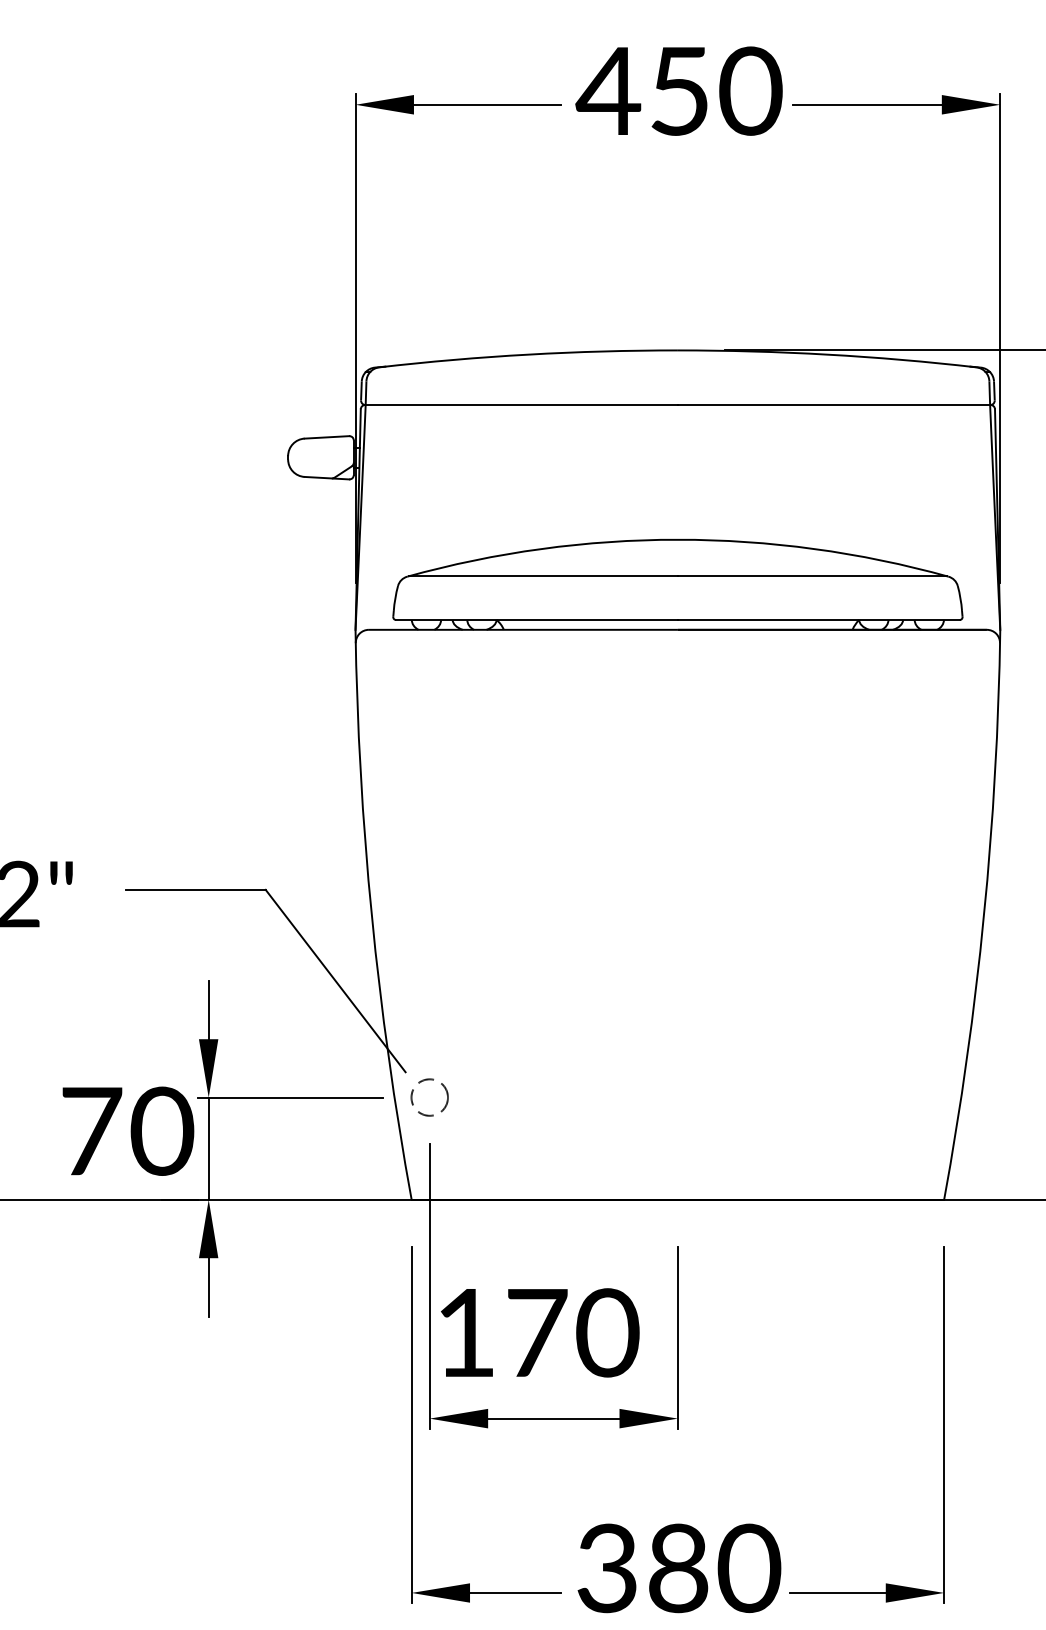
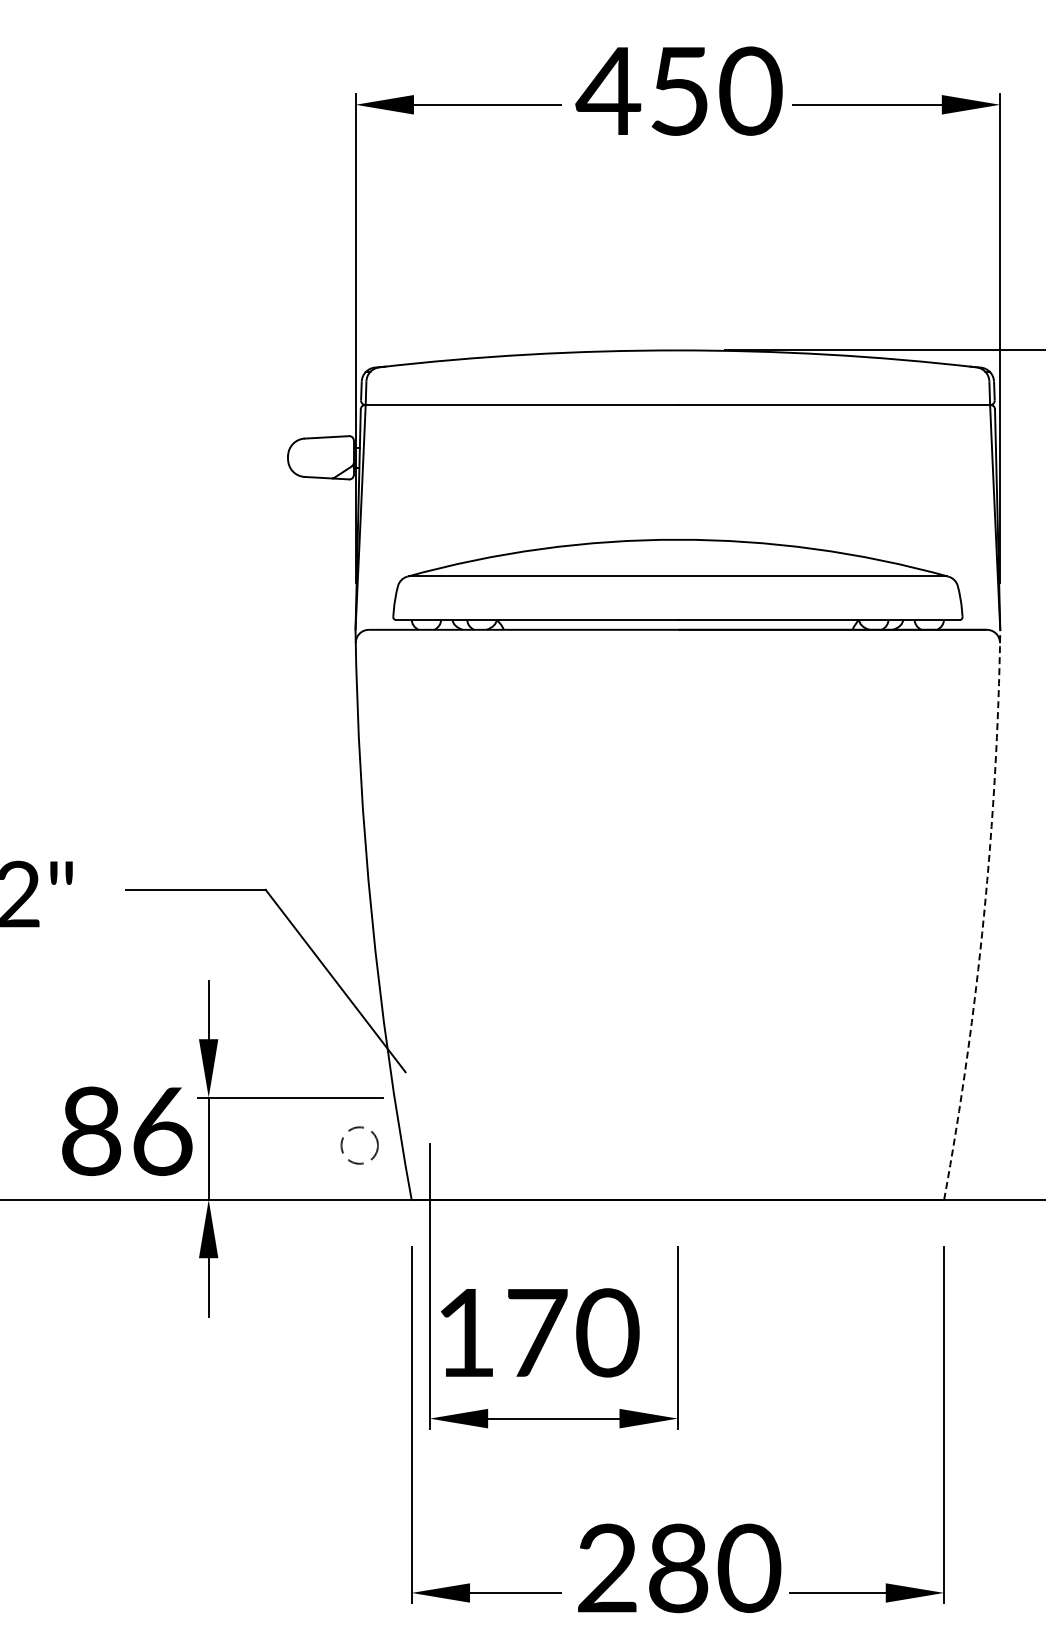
arc: solid -> dashed (983, 915)
circle position: (429, 1097) -> (359, 1145) (359, 1145)
text: 70 -> 86 (128, 1131)
text: 380 -> 280 (606, 1568)
